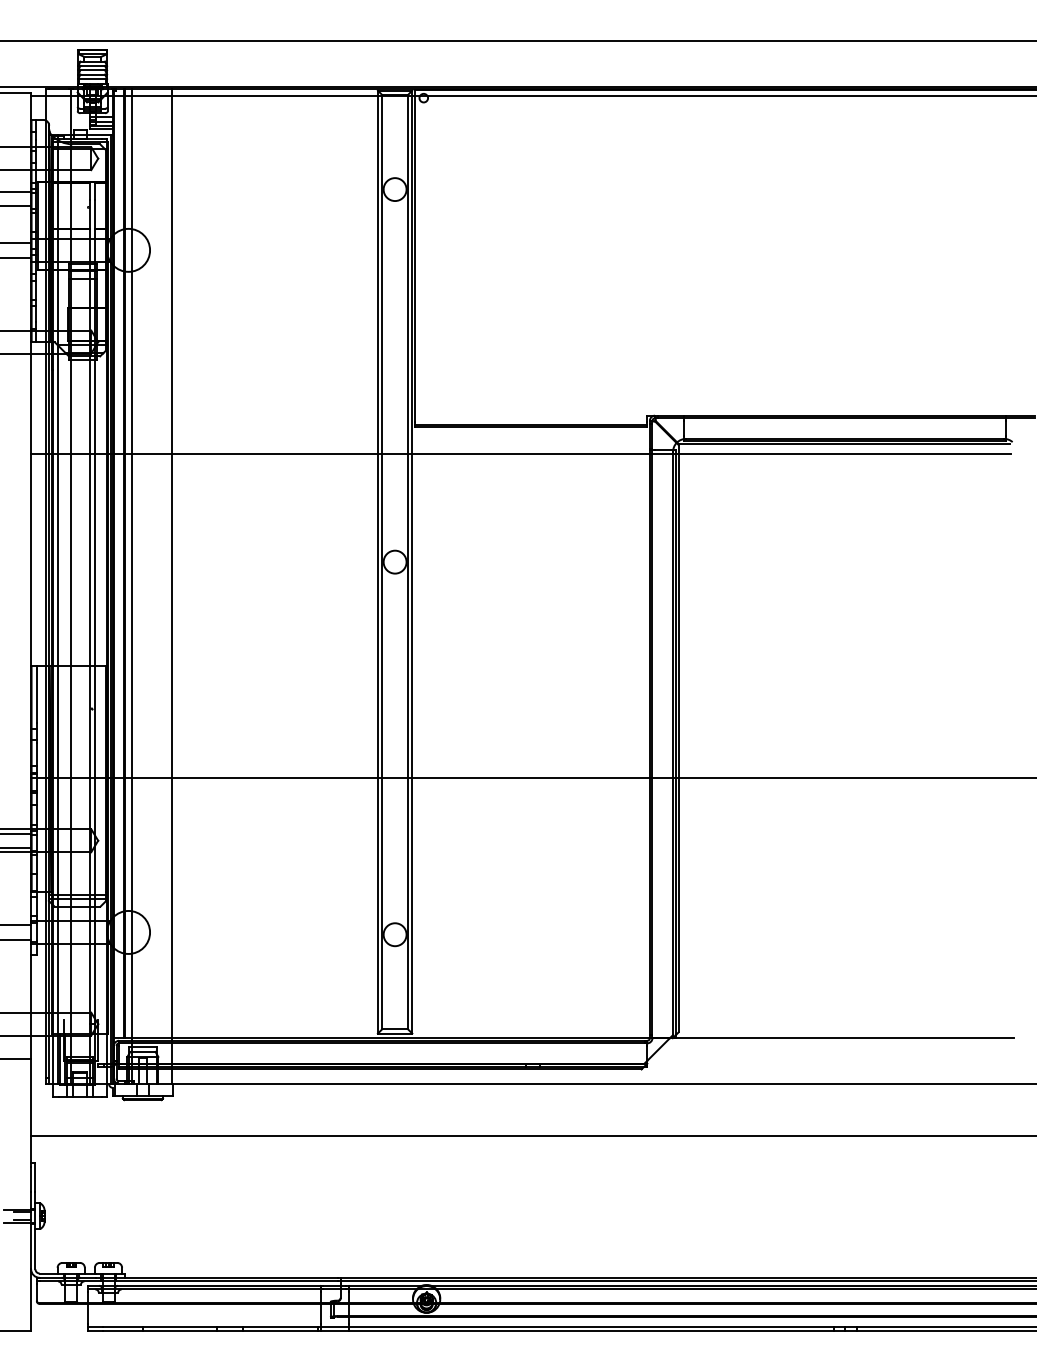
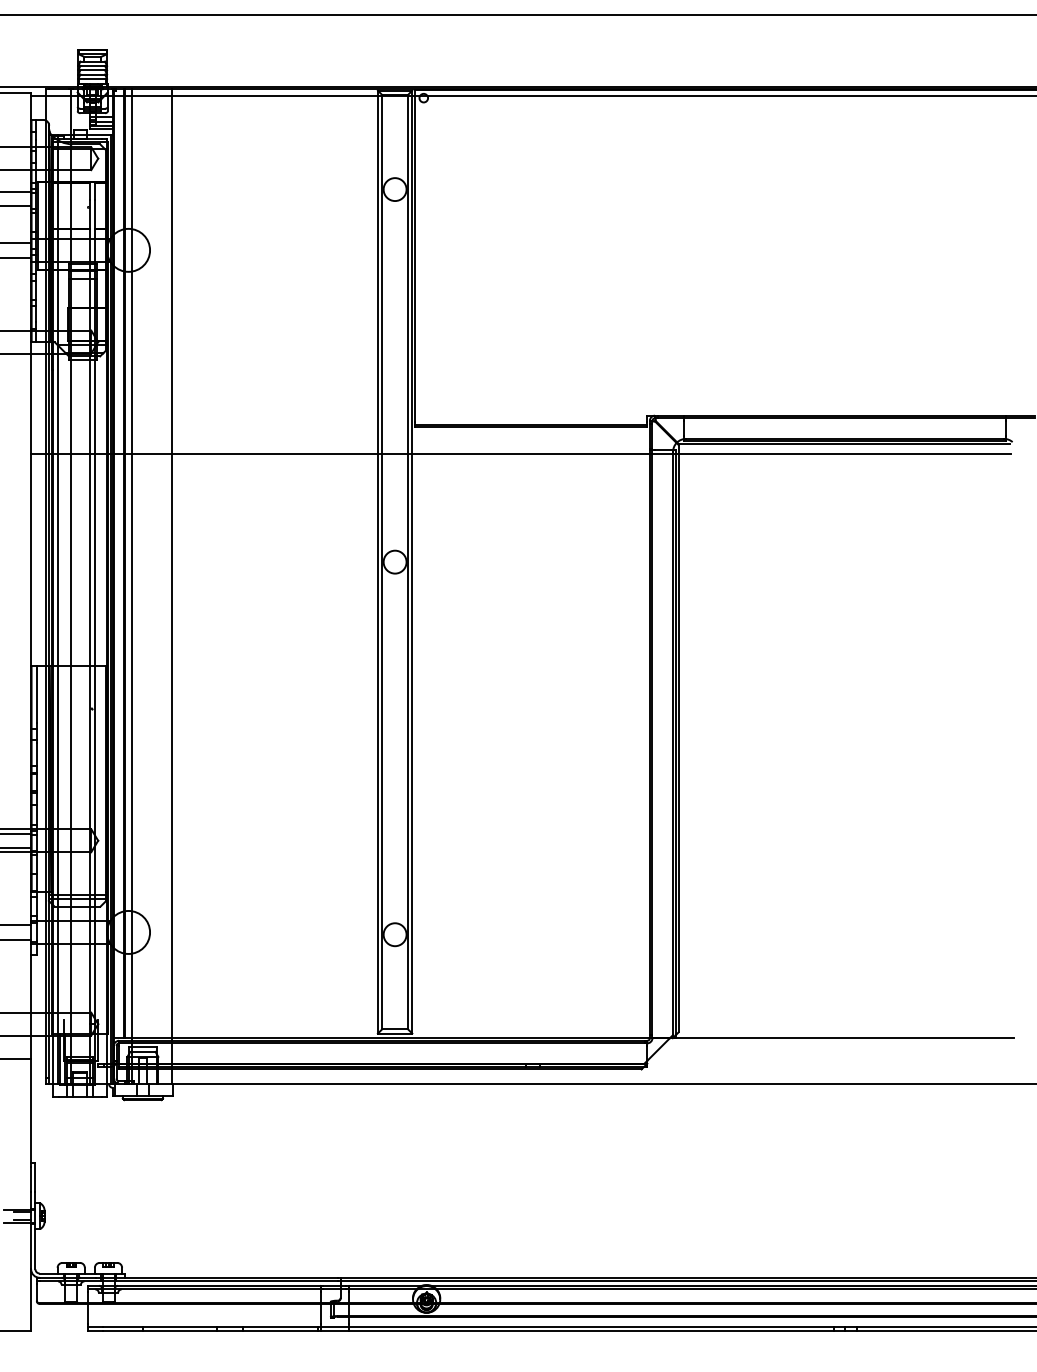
line position: (517, 41) -> (517, 15) (517, 15)
line: present -> none (532, 777)
line: present -> none (532, 1135)
